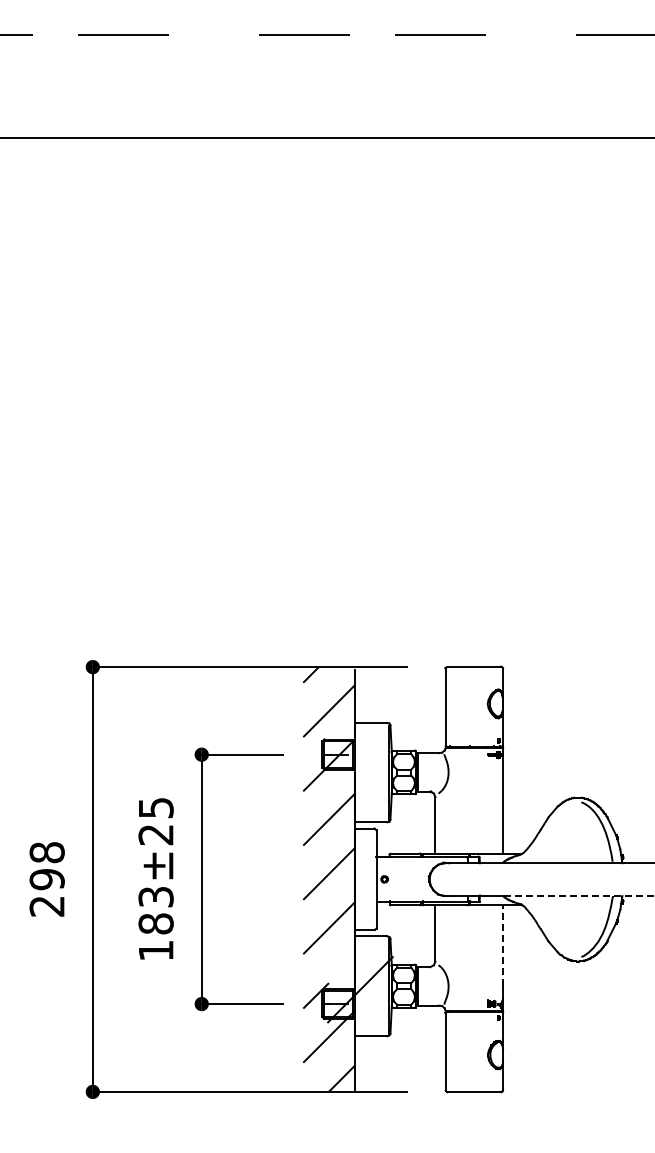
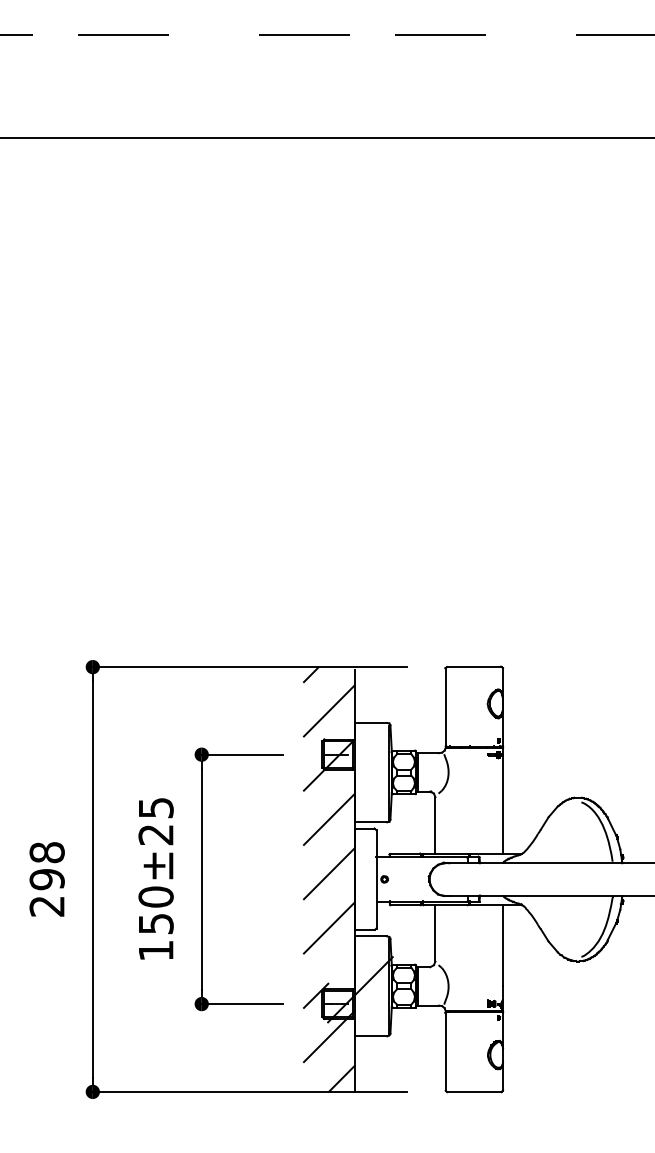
line: dashed -> solid (579, 896)
text: 183±25 -> 150±25 (155, 910)
line: dashed -> solid (503, 945)
